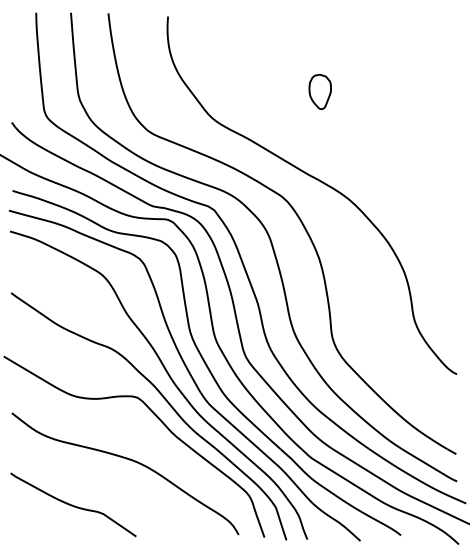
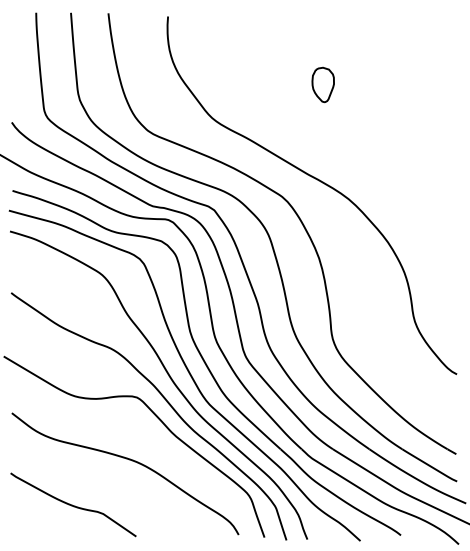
part position: (319, 91) -> (322, 84) (322, 84)
